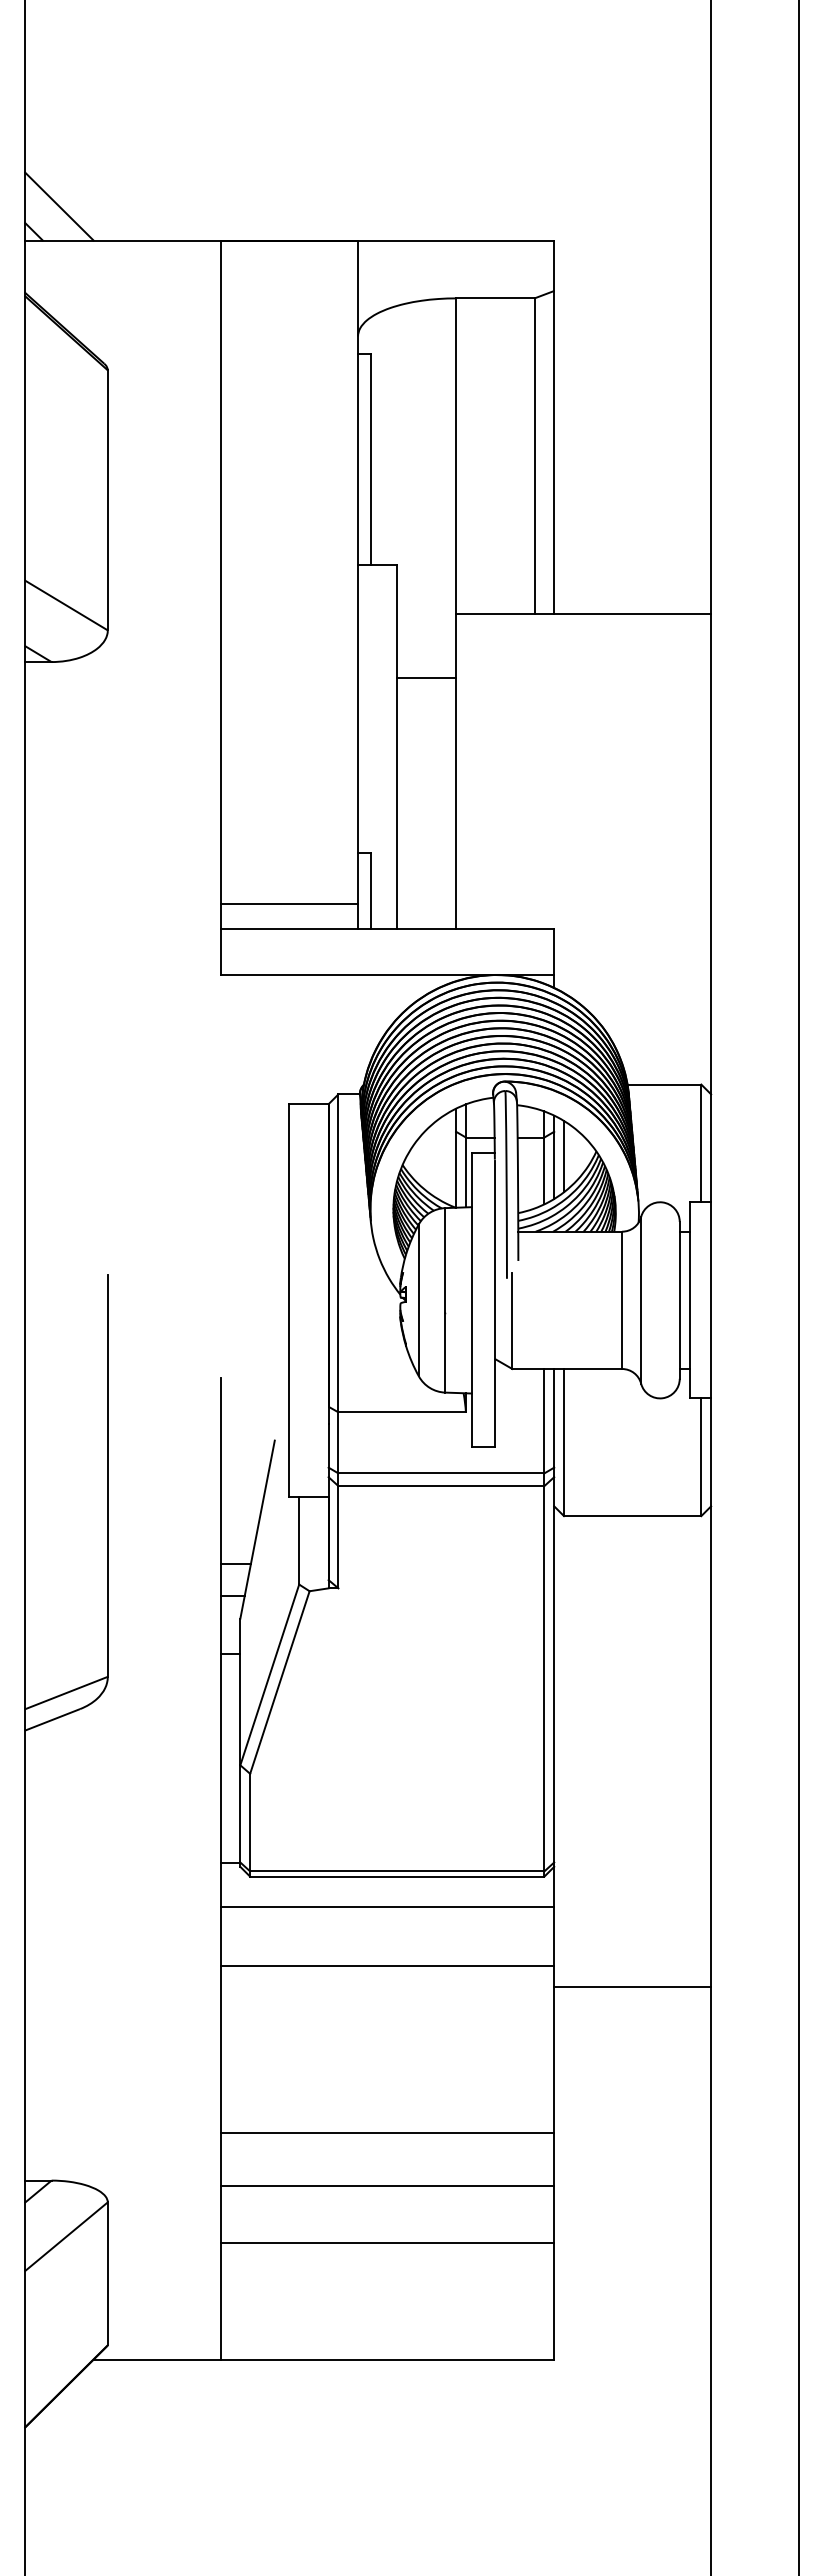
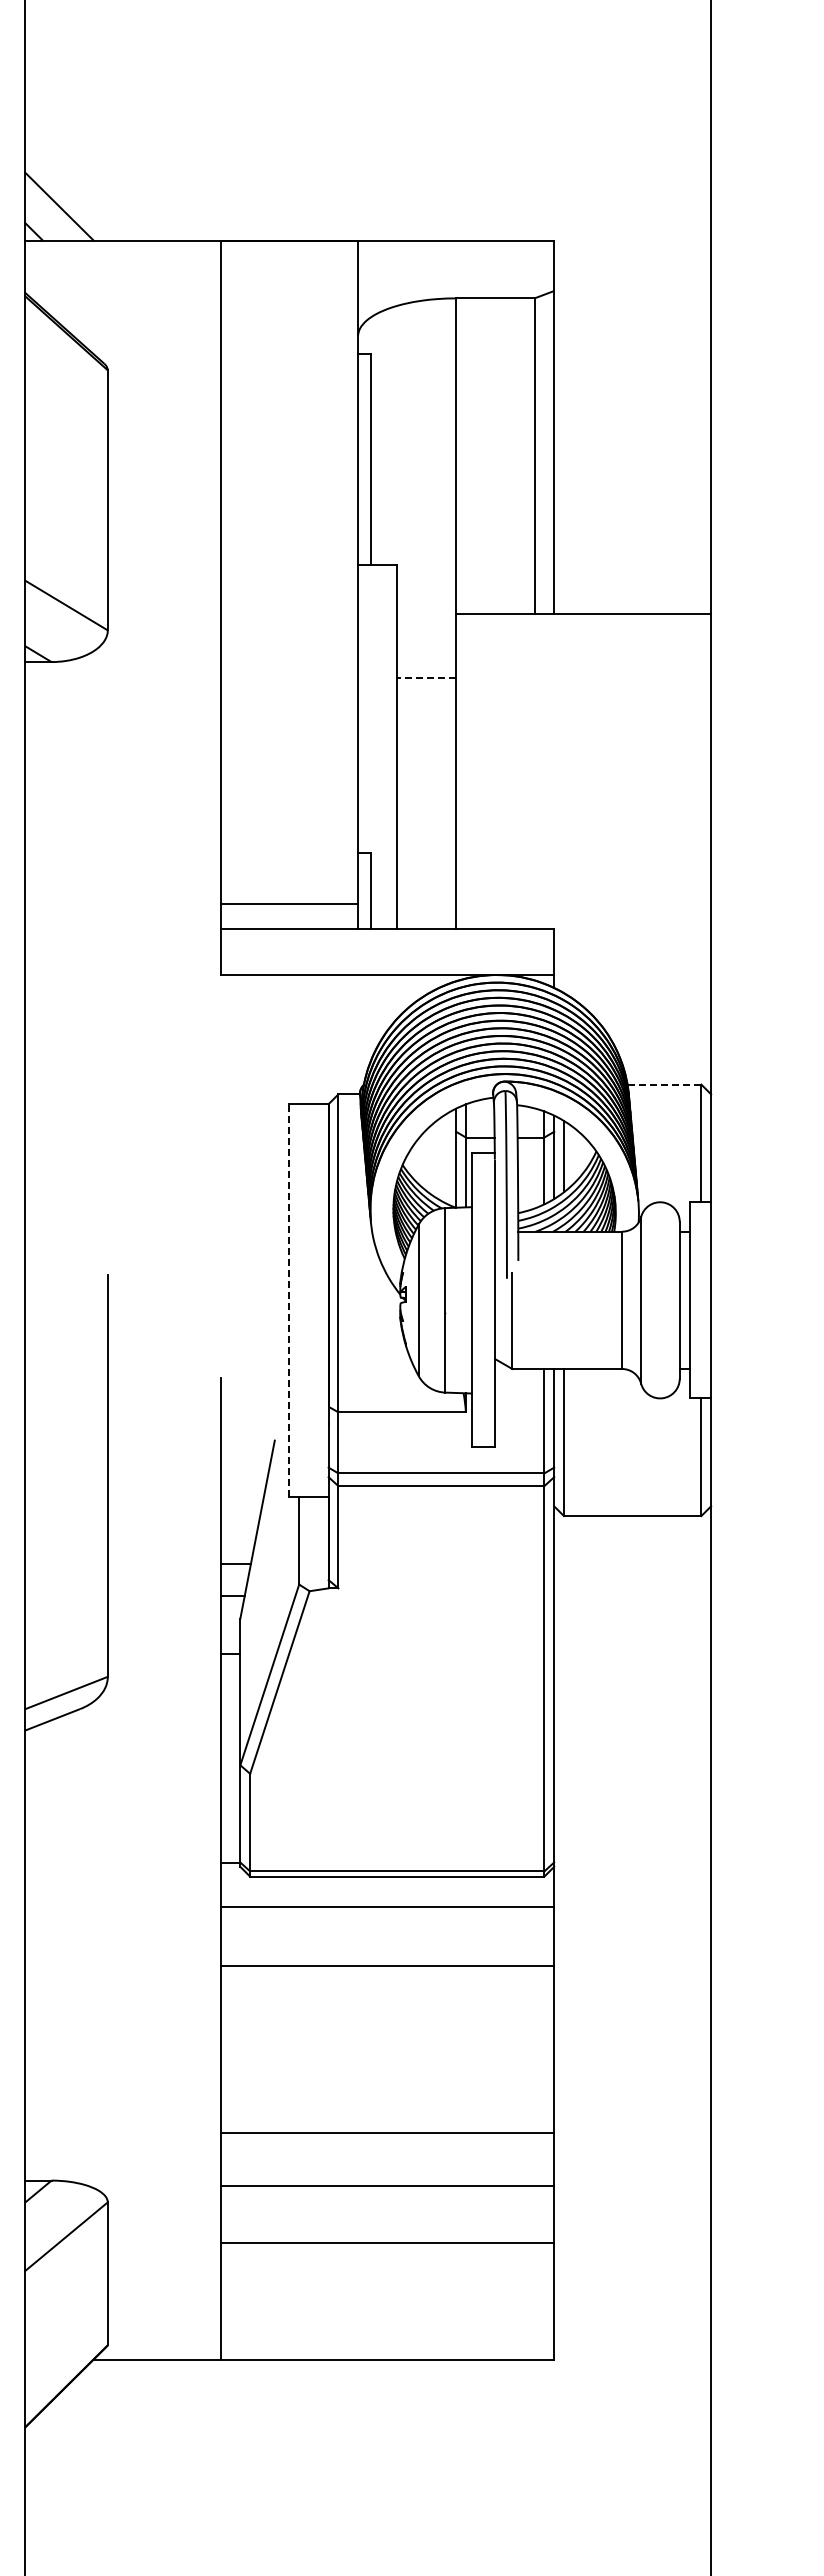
line: solid -> dashed (426, 677)
line: solid -> dashed (664, 1084)
line: present -> none (799, 1287)
line: solid -> dashed (289, 1299)
line: present -> none (632, 1986)
